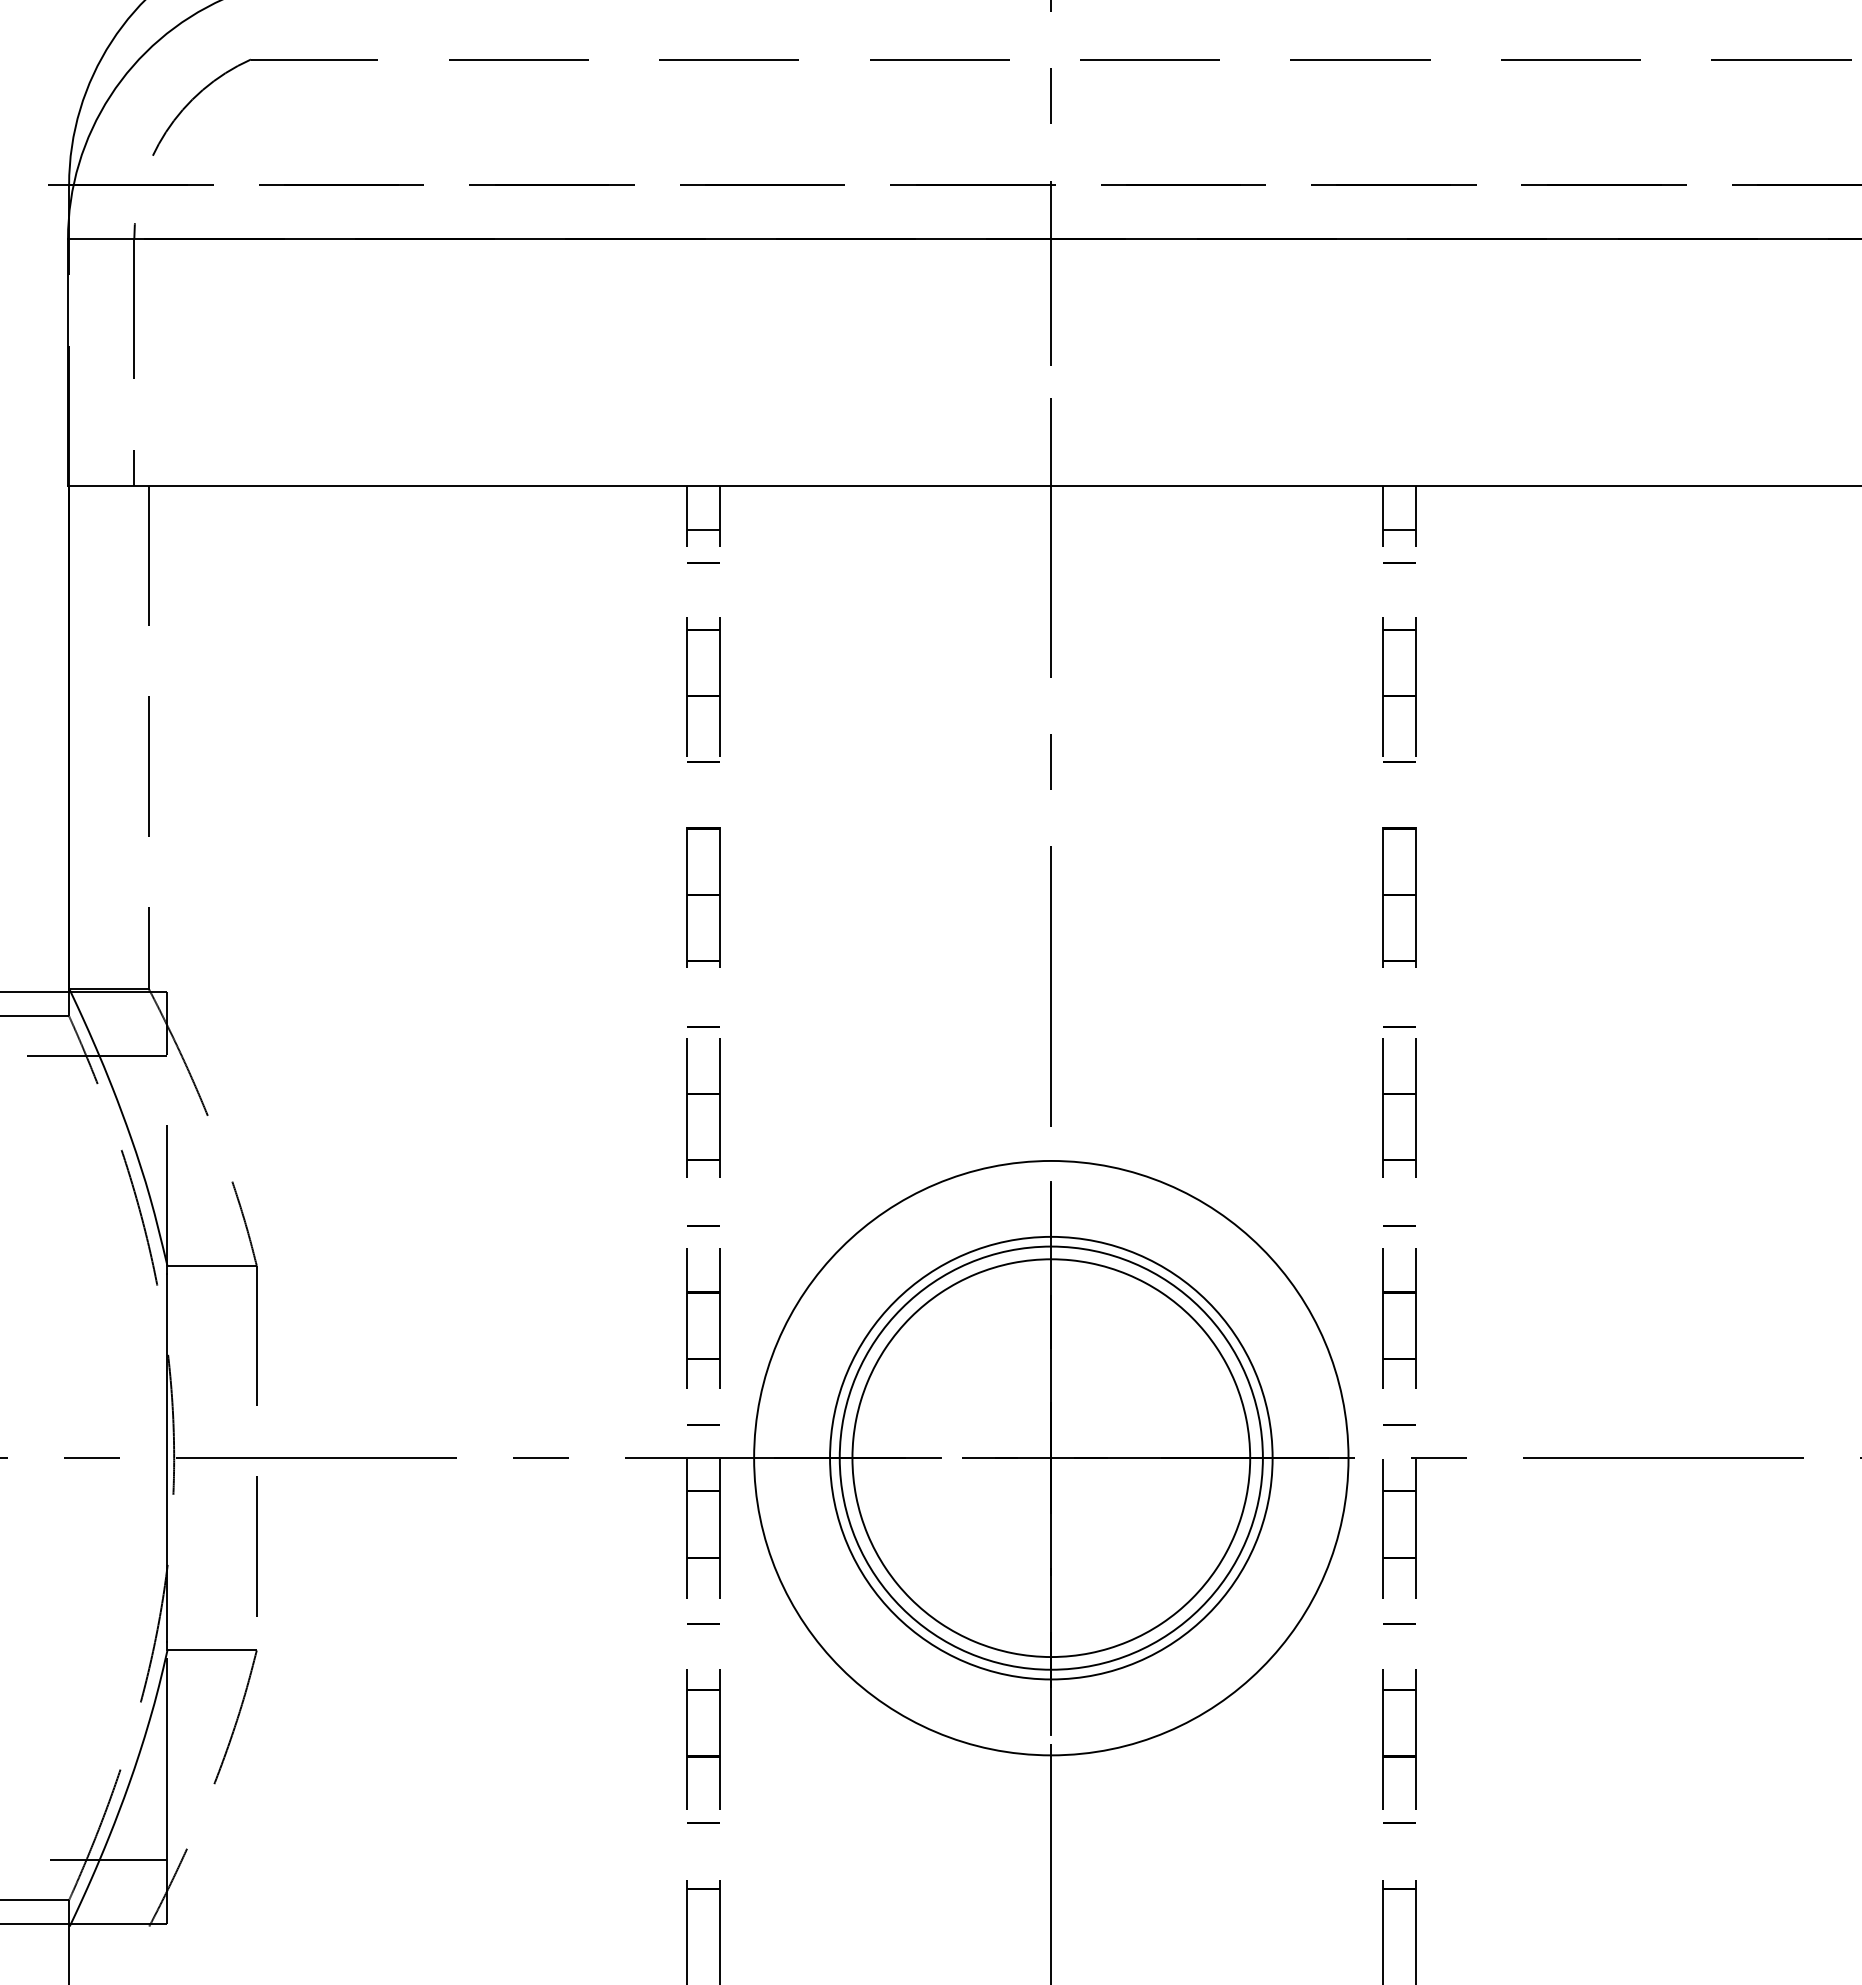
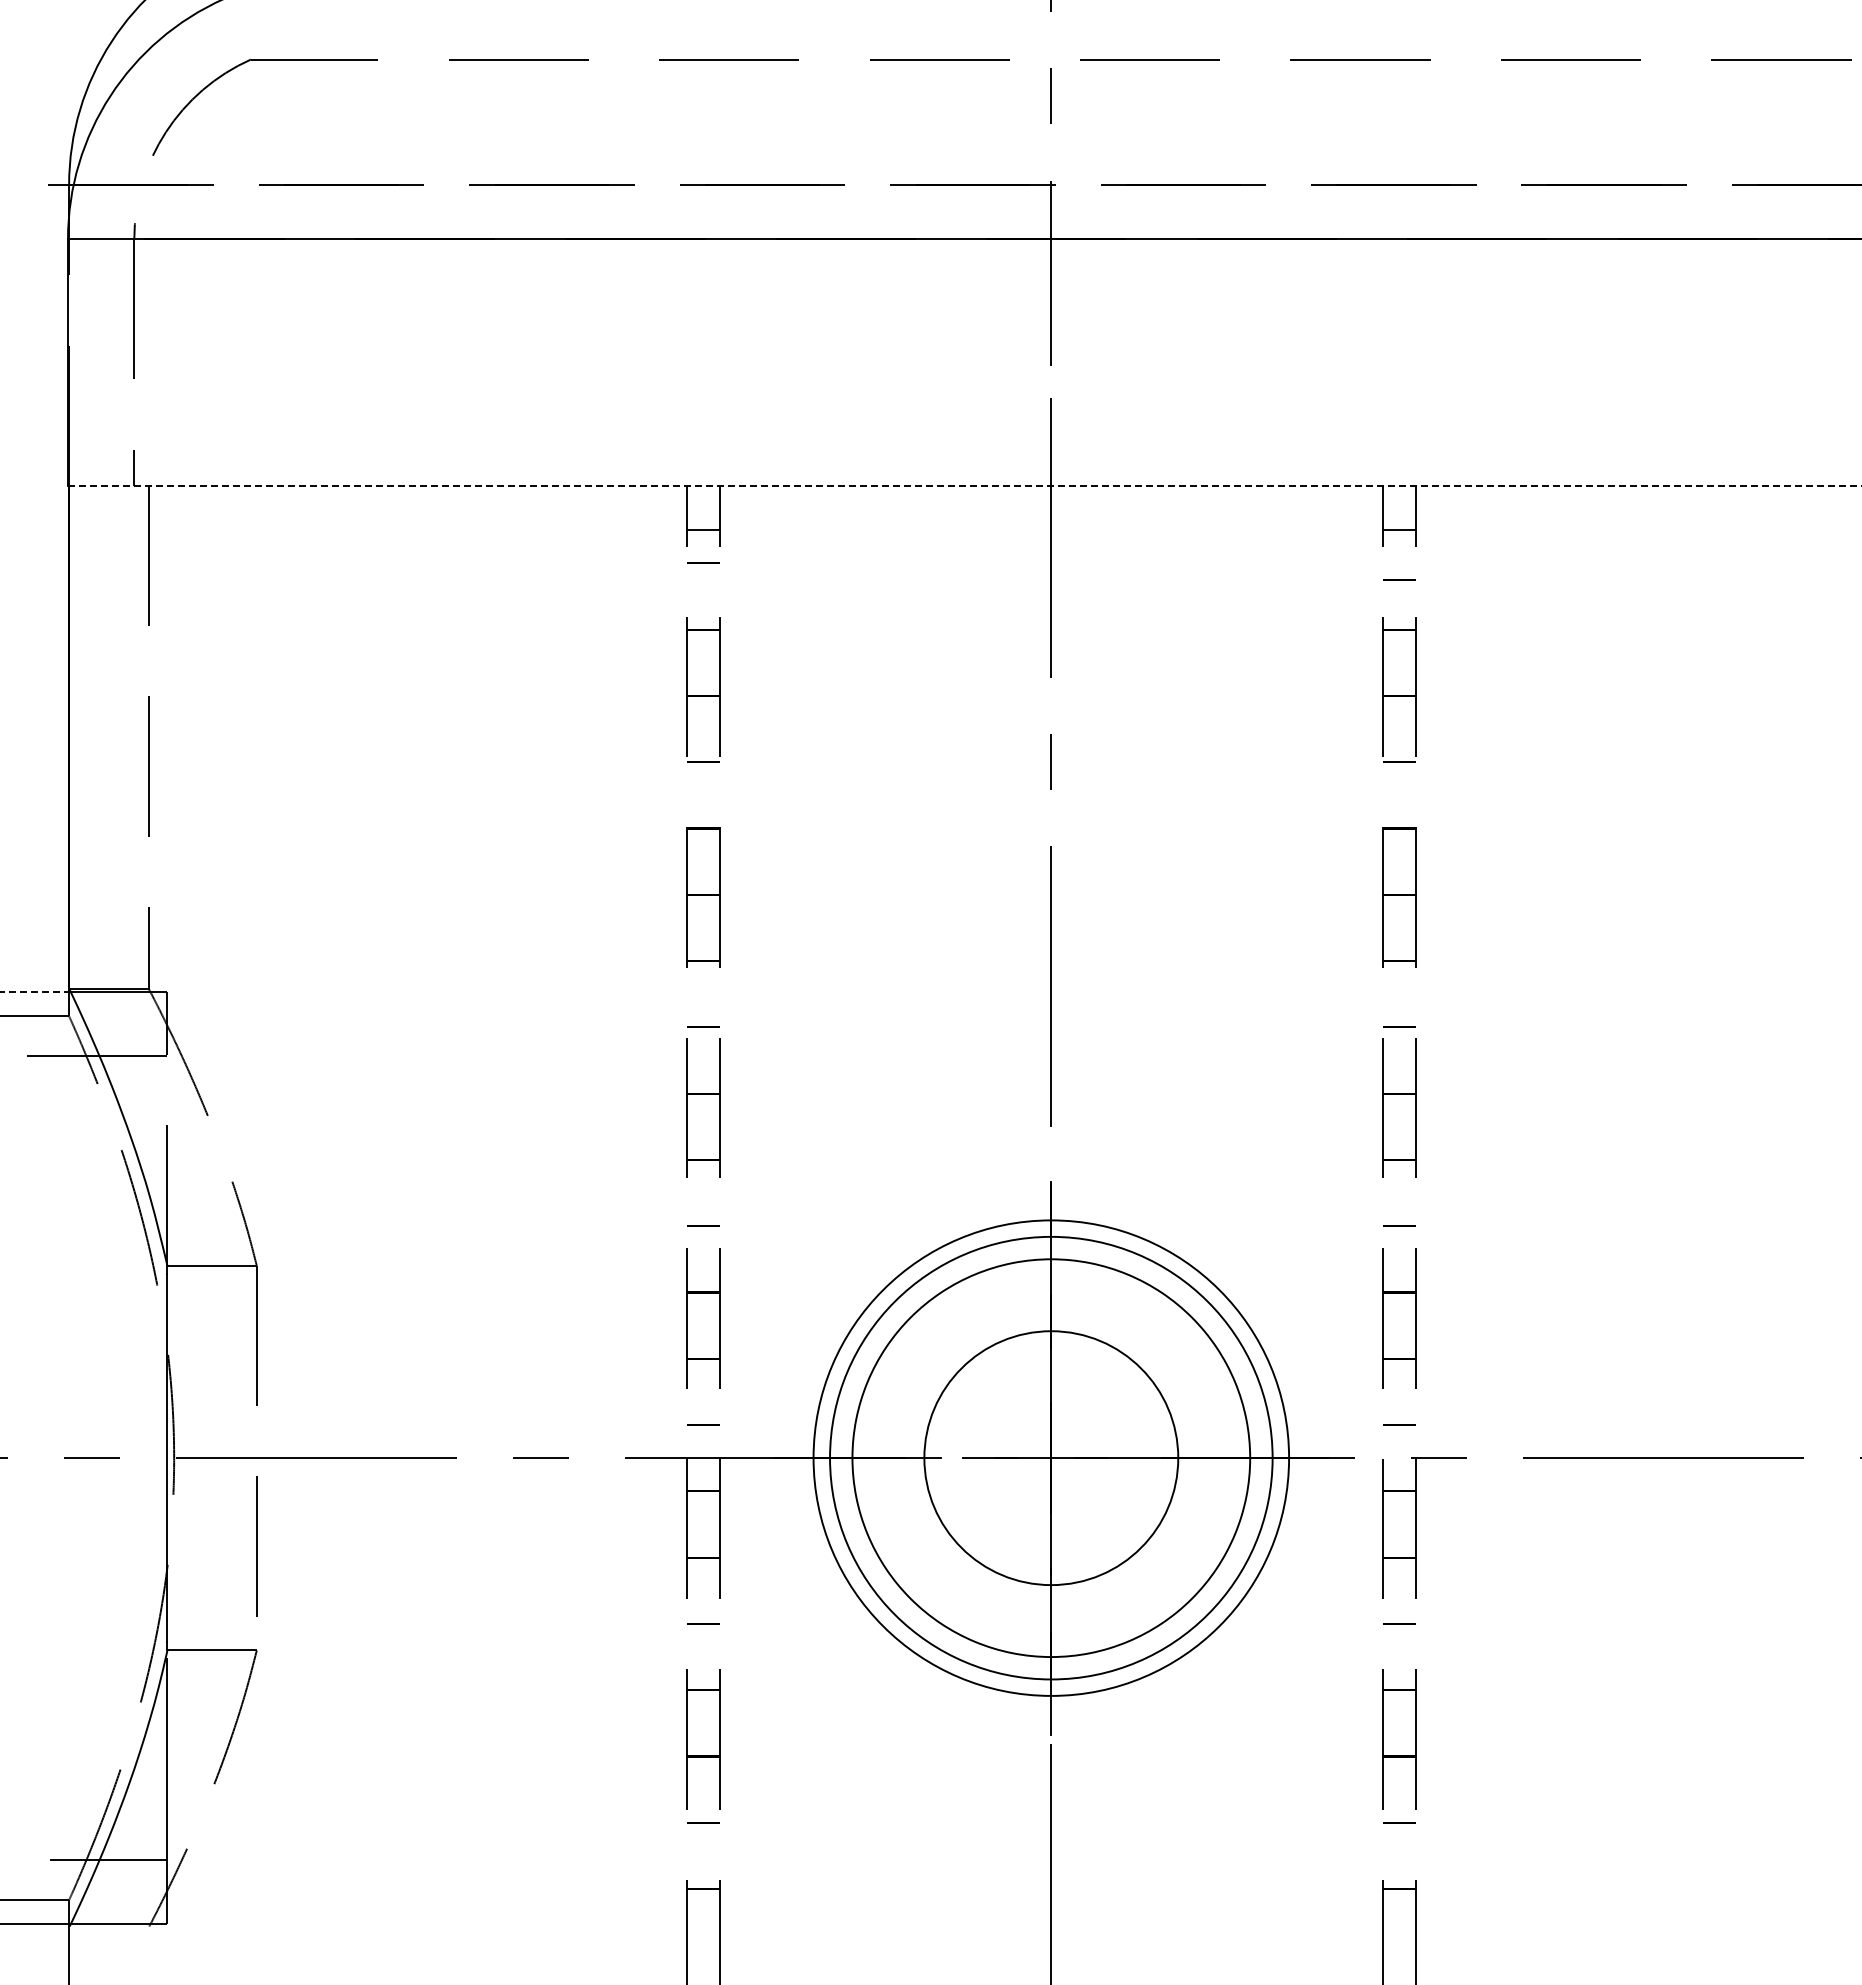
line: solid -> dashed (964, 485)
line position: (1399, 562) -> (1399, 579) (1399, 579)
line: solid -> dashed (35, 991)
circle diameter: 423 px -> 254 px (1051, 1458)
circle diameter: 594 px -> 476 px (1051, 1457)
